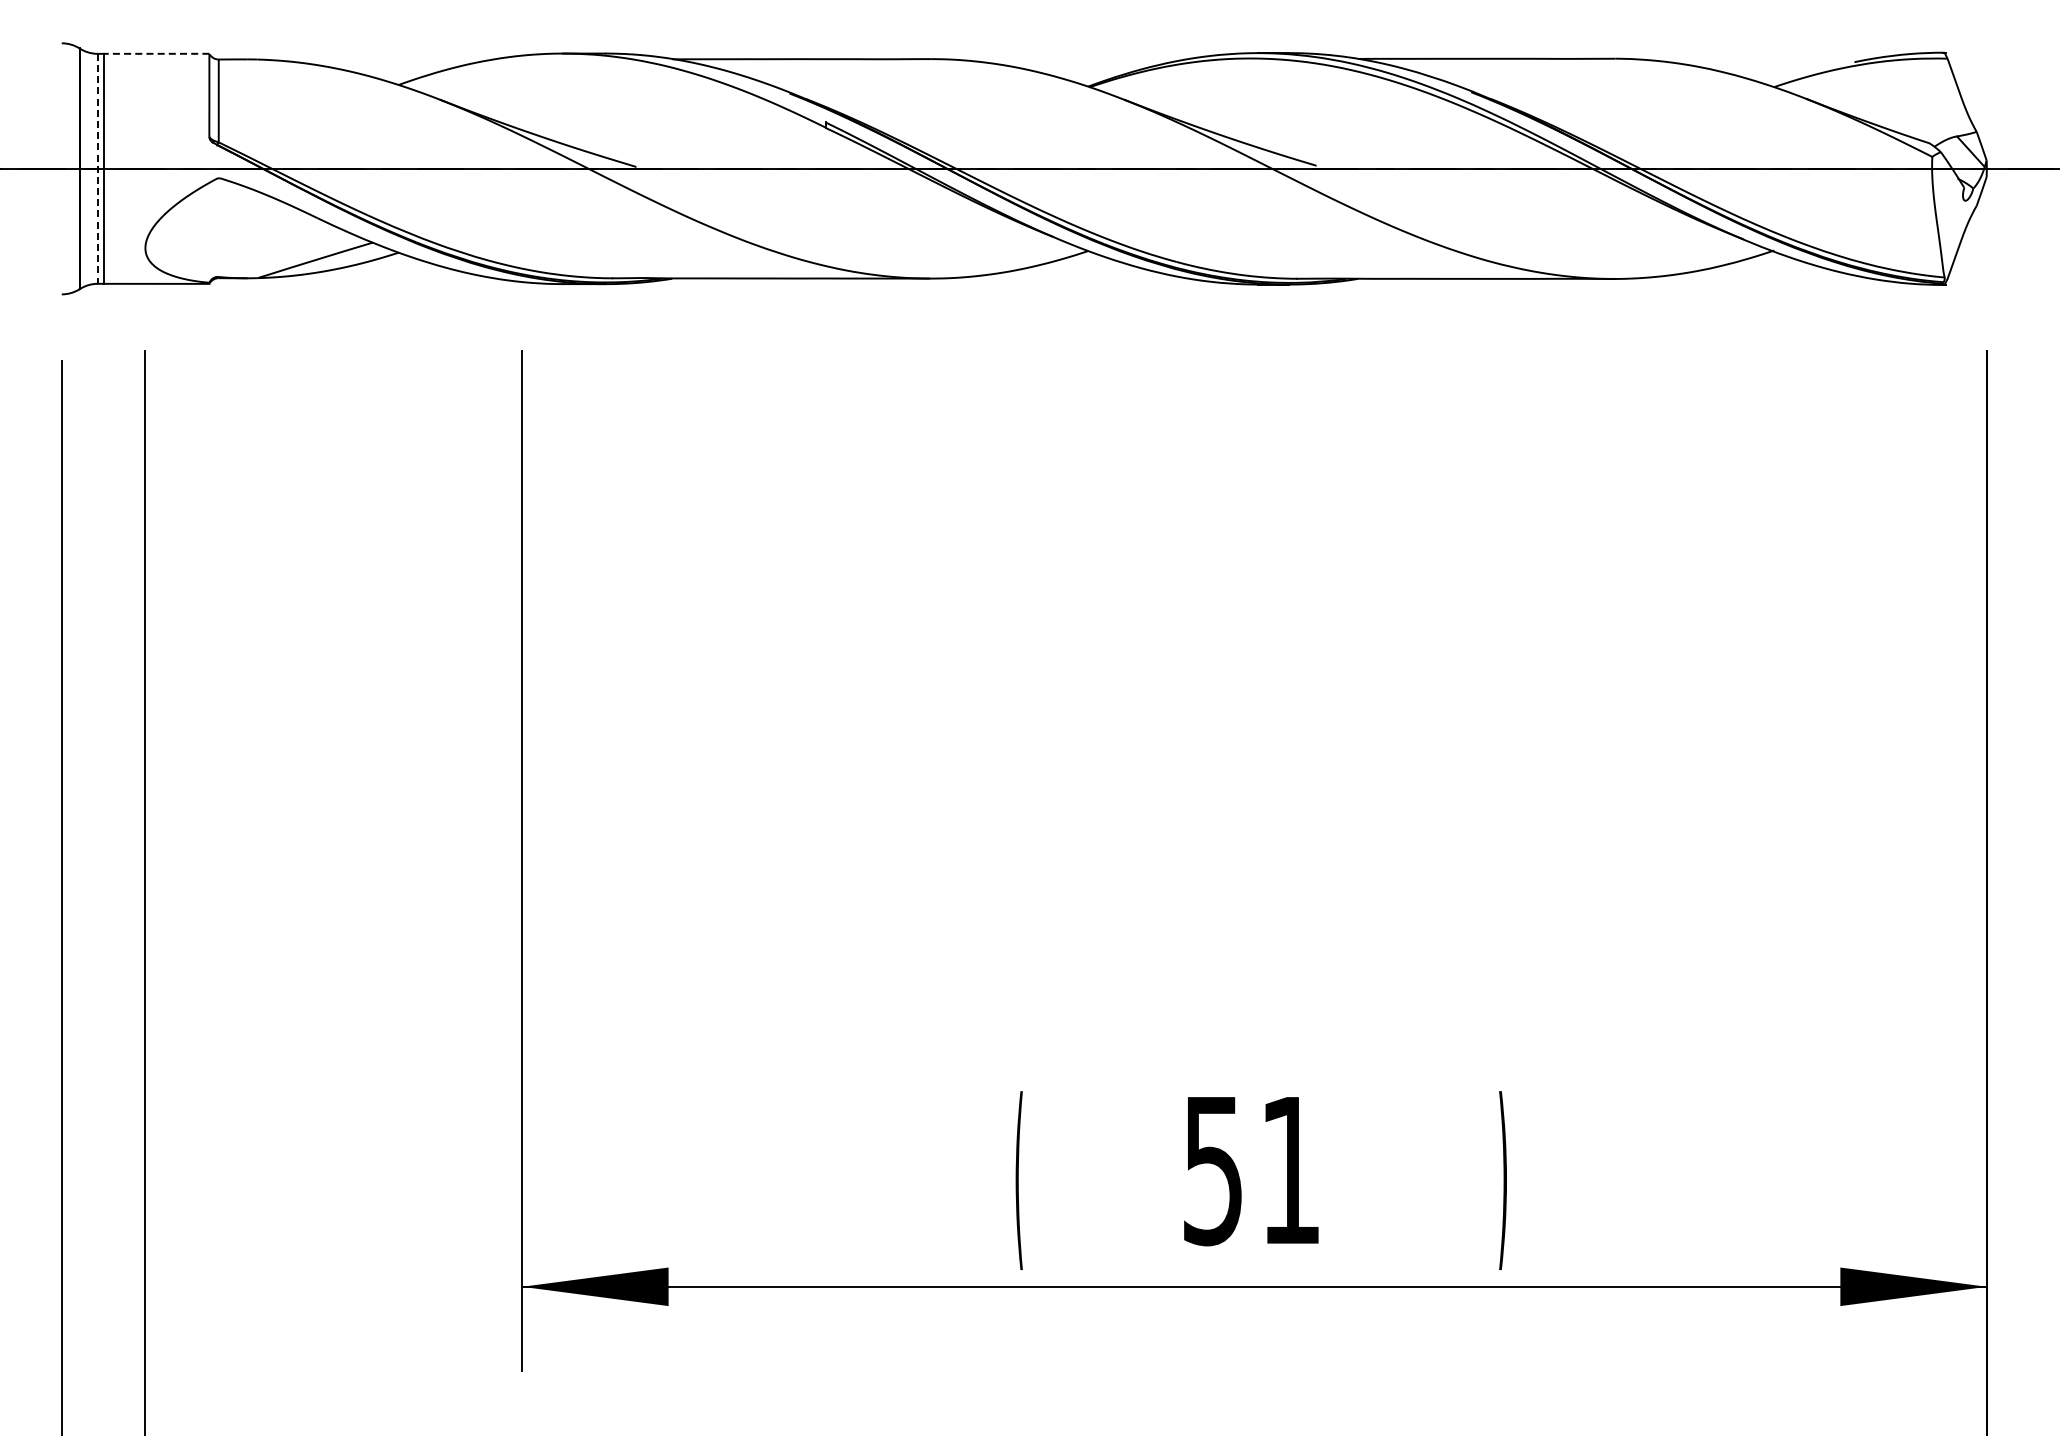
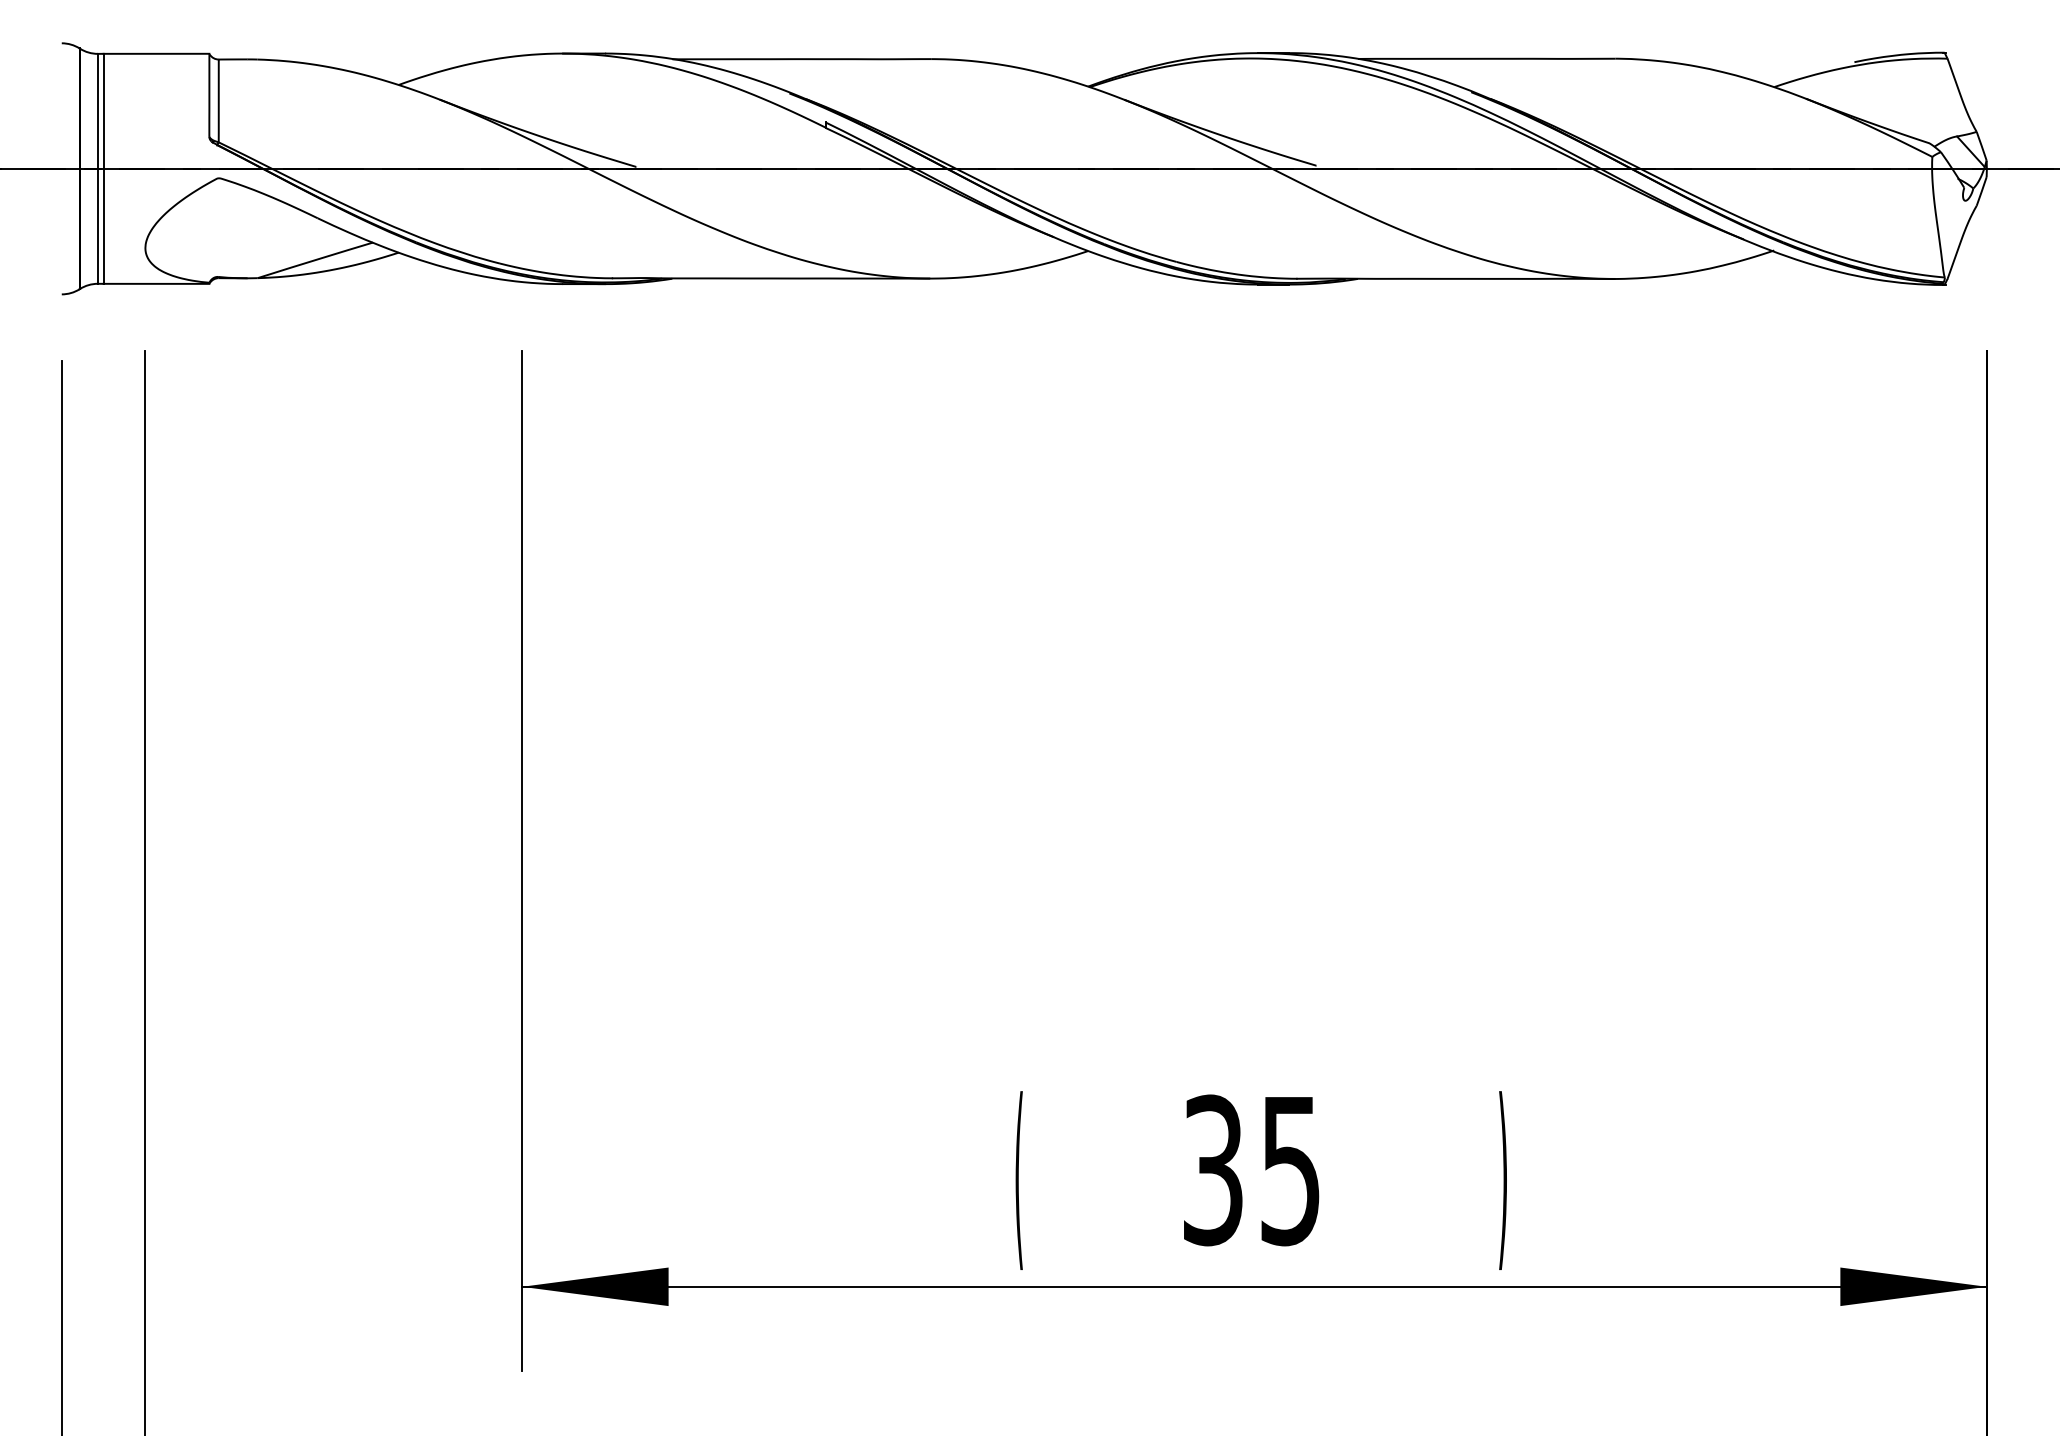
line: dashed -> solid (156, 53)
line: dashed -> solid (97, 168)
text: 51 -> 35 (1251, 1170)
